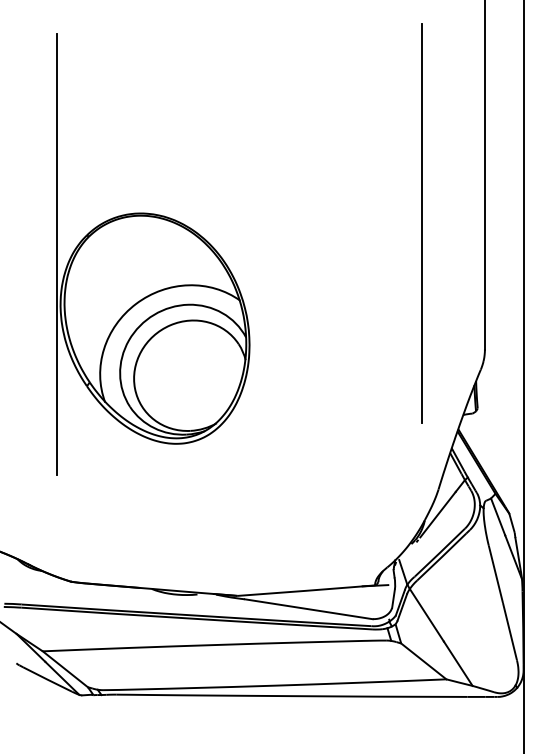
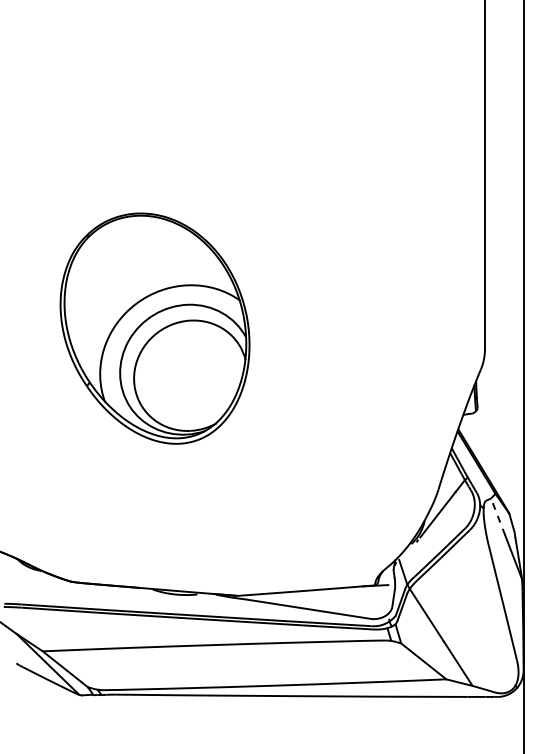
line: present -> none (422, 223)
line: present -> none (57, 254)
line: solid -> dashed (498, 516)
